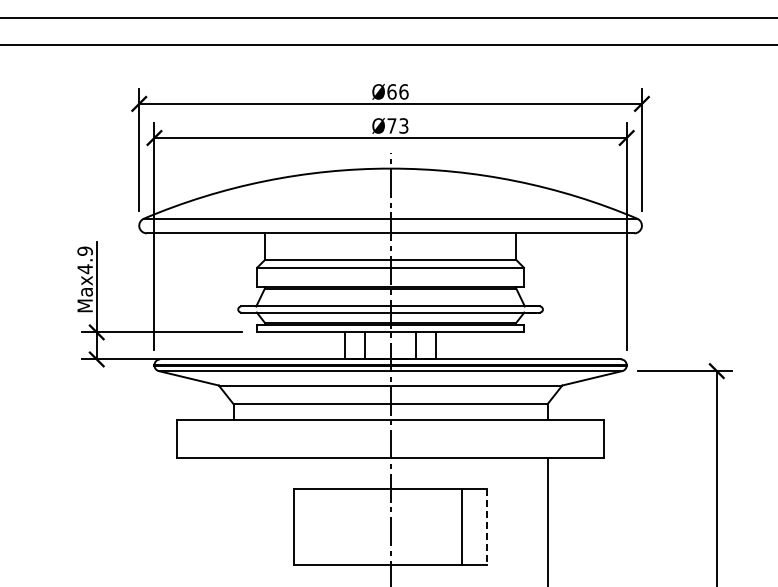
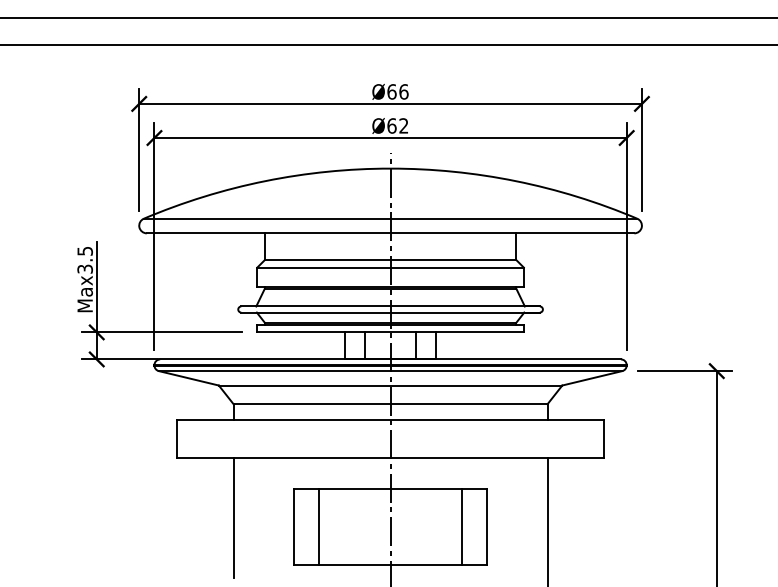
text: Ø73 -> Ø62 (397, 125)
text: Max4.9 -> Max3.5 (84, 260)
line: none -> present (233, 517)
line: none -> present (319, 526)
line: dashed -> solid (487, 527)
